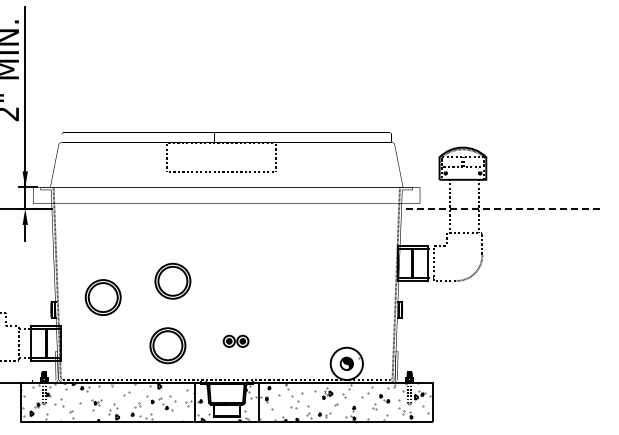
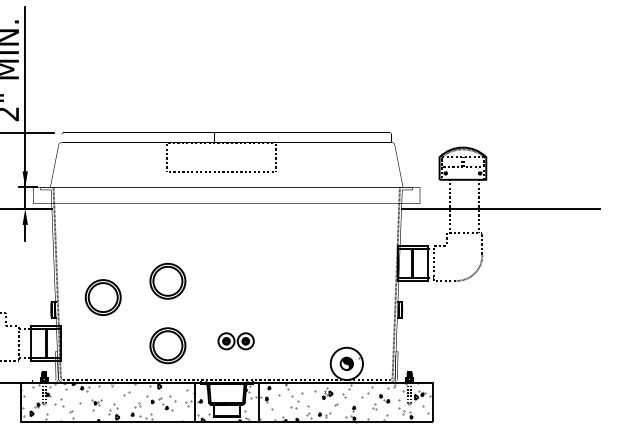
line: none -> present (27, 132)
line: dashed -> solid (500, 208)
part position: (172, 280) -> (167, 280) (167, 280)
part size: 28x14 px -> 38x19 px (235, 341)
